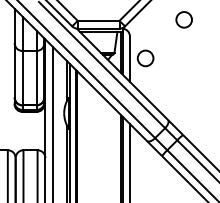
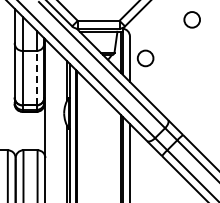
circle position: (183, 19) -> (191, 19) (191, 19)
line: solid -> dashed (36, 77)
line: present -> none (53, 123)
